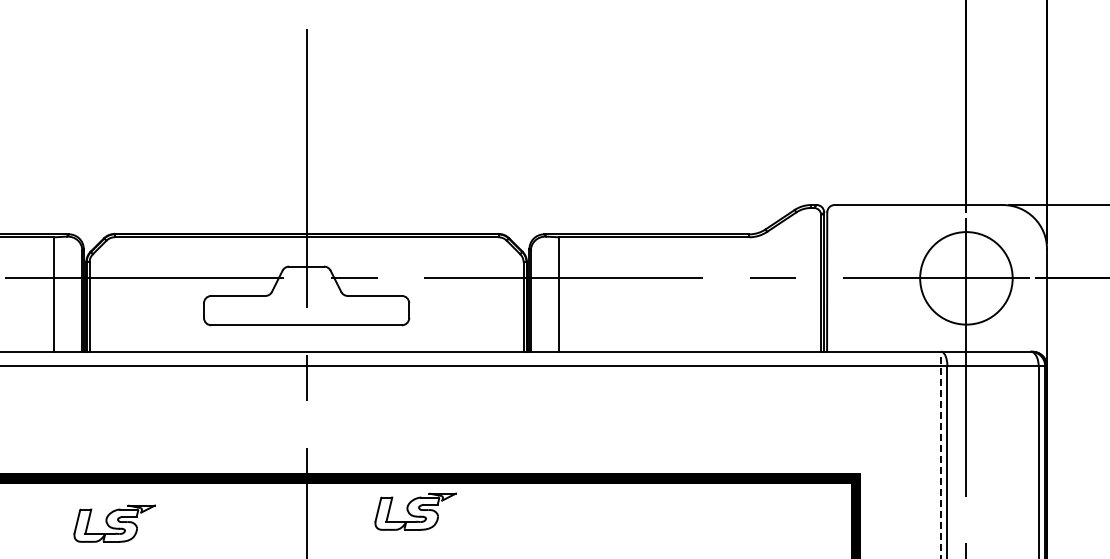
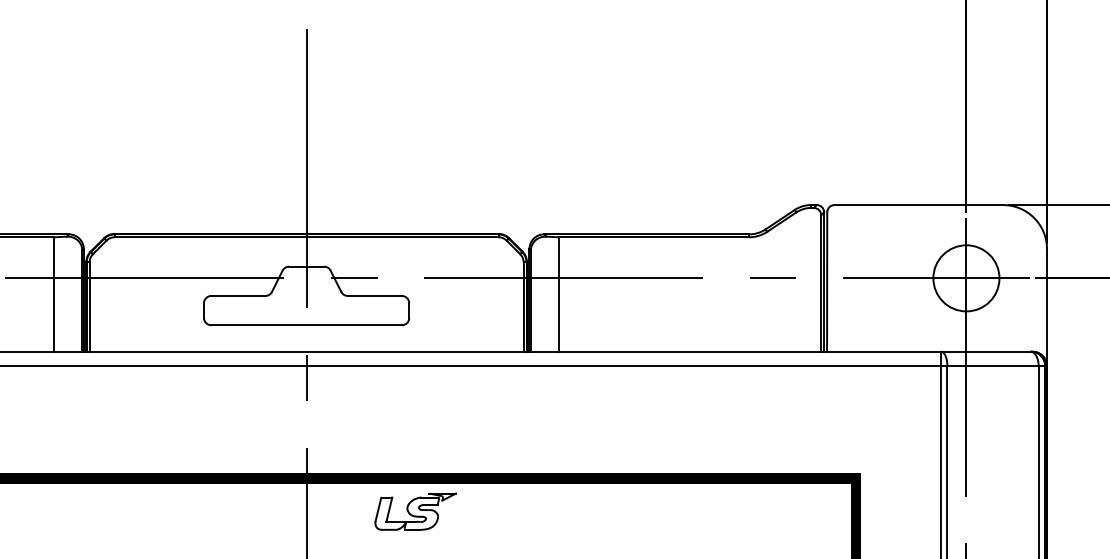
circle diameter: 93 px -> 66 px (966, 278)
line: dashed -> solid (941, 454)
part: present -> none (114, 523)
